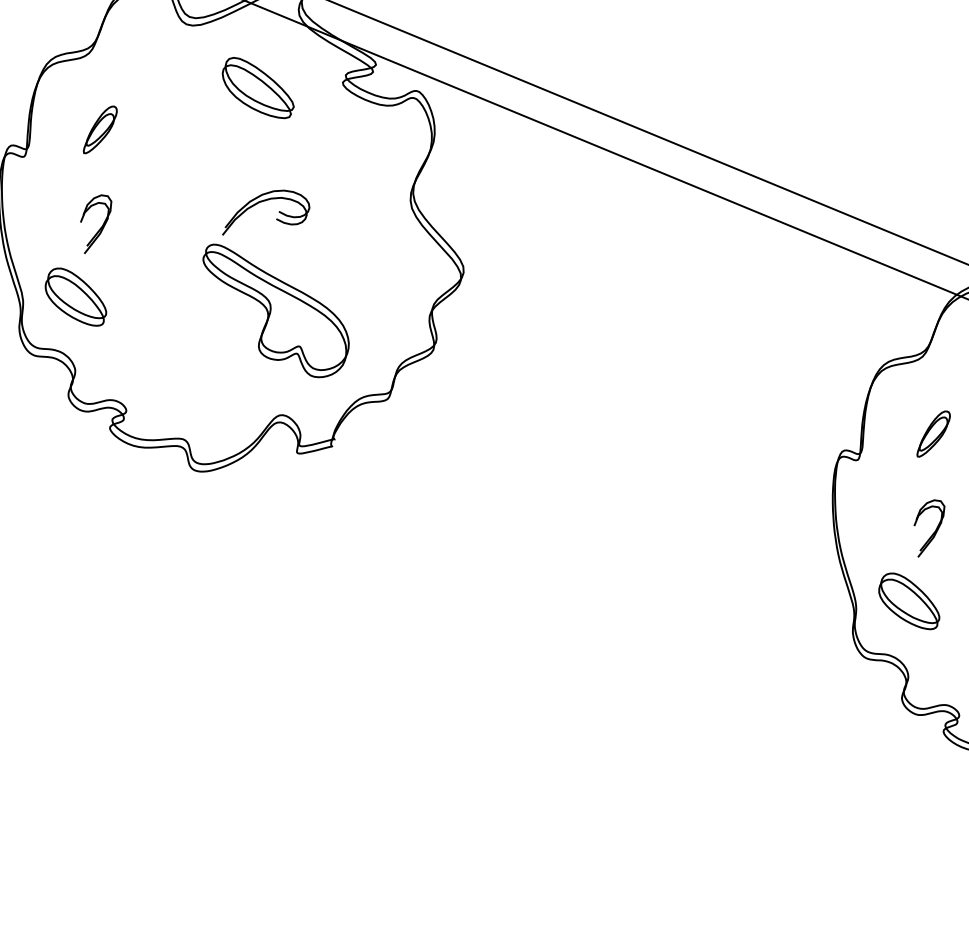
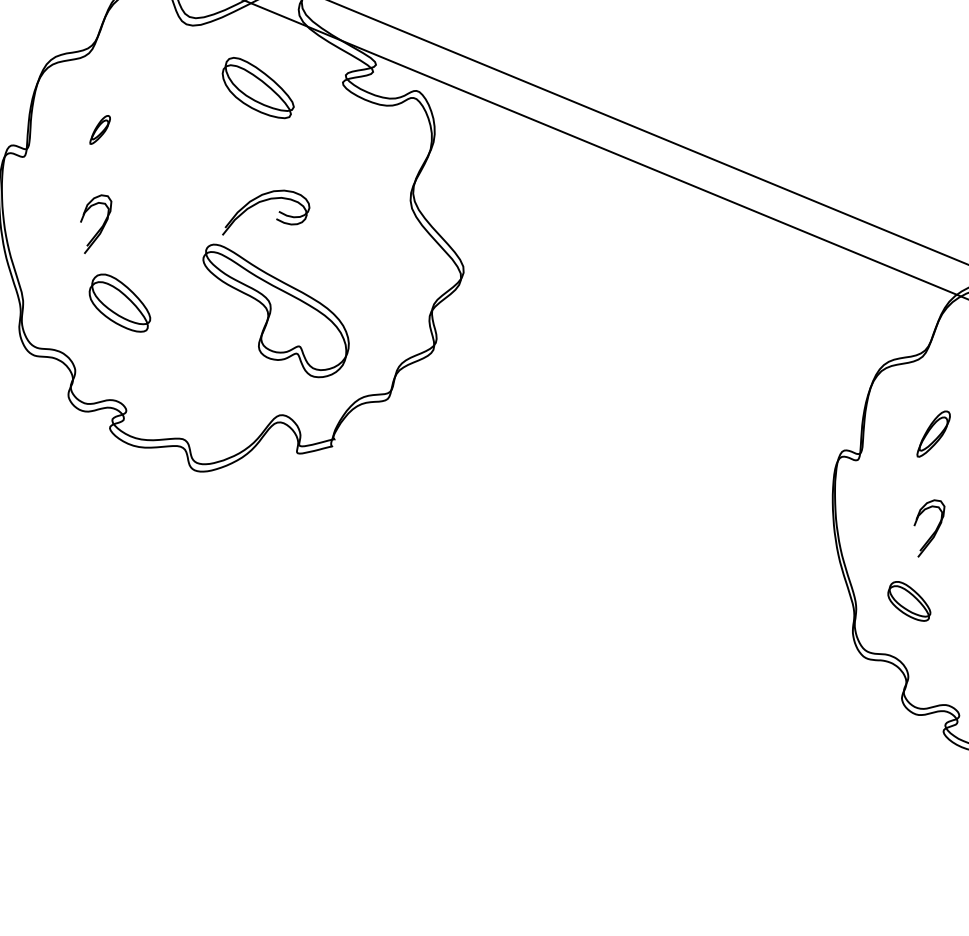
part size: 36x50 px -> 22x30 px (99, 129)
part position: (75, 296) -> (119, 302) (119, 302)
part size: 63x59 px -> 45x41 px (909, 601)
